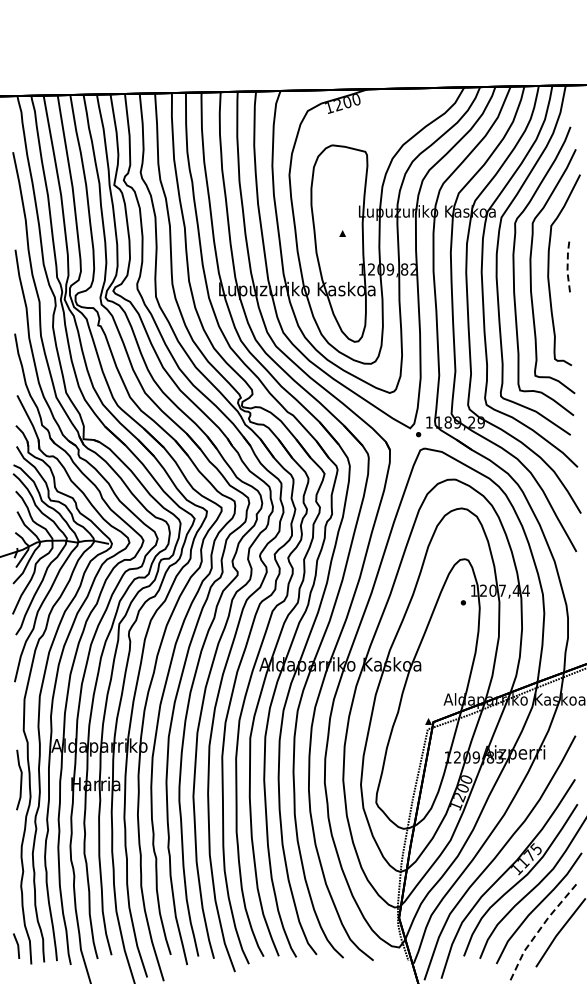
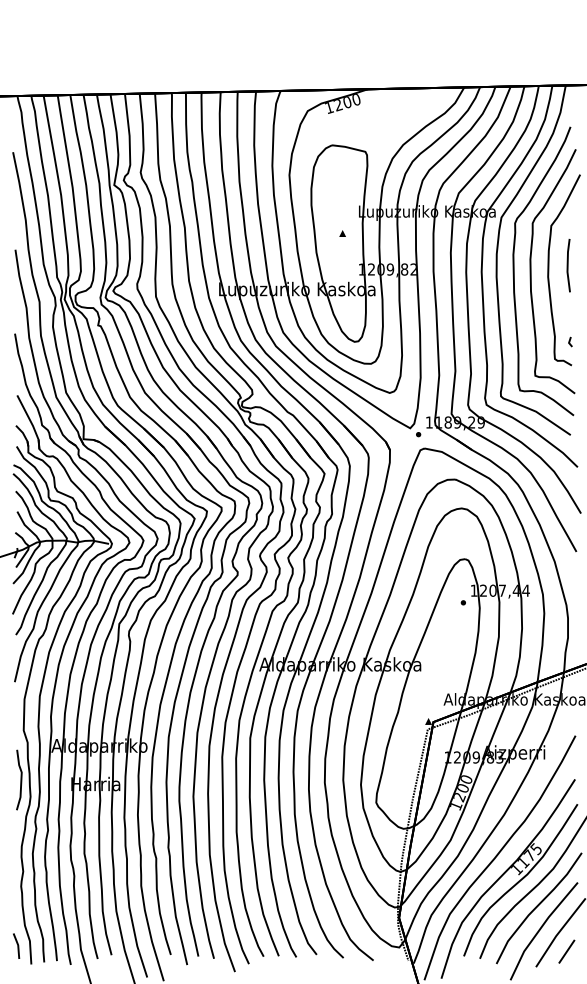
line: dashed -> solid (567, 265)
line: none -> present (570, 341)
line: dashed -> solid (540, 928)
line: none -> present (566, 951)
